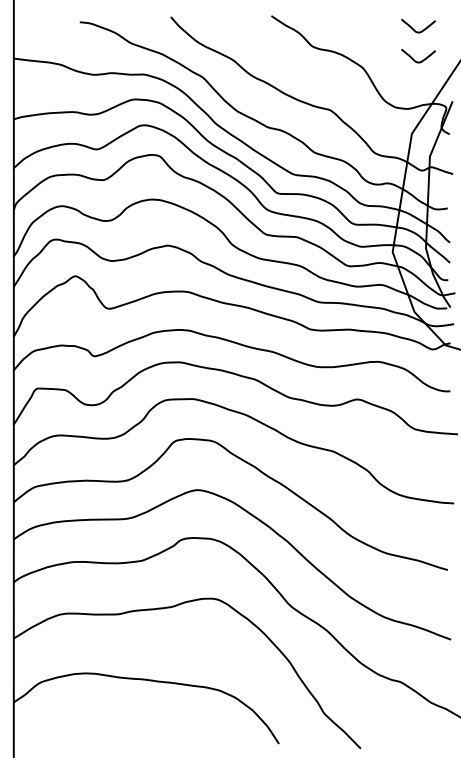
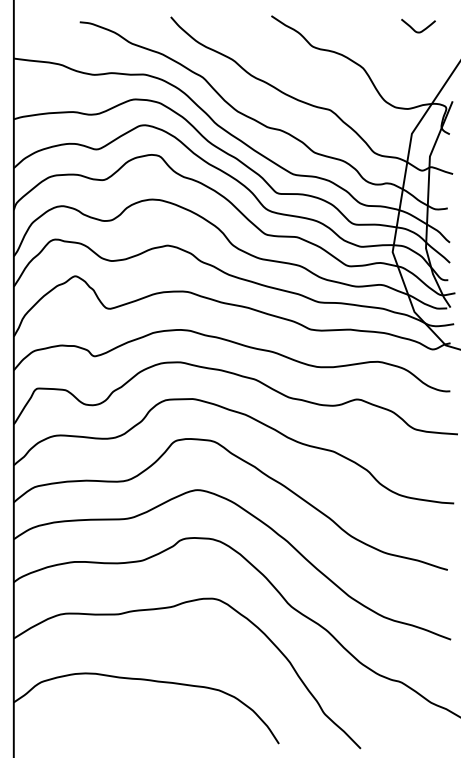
curve: present -> none (414, 59)
